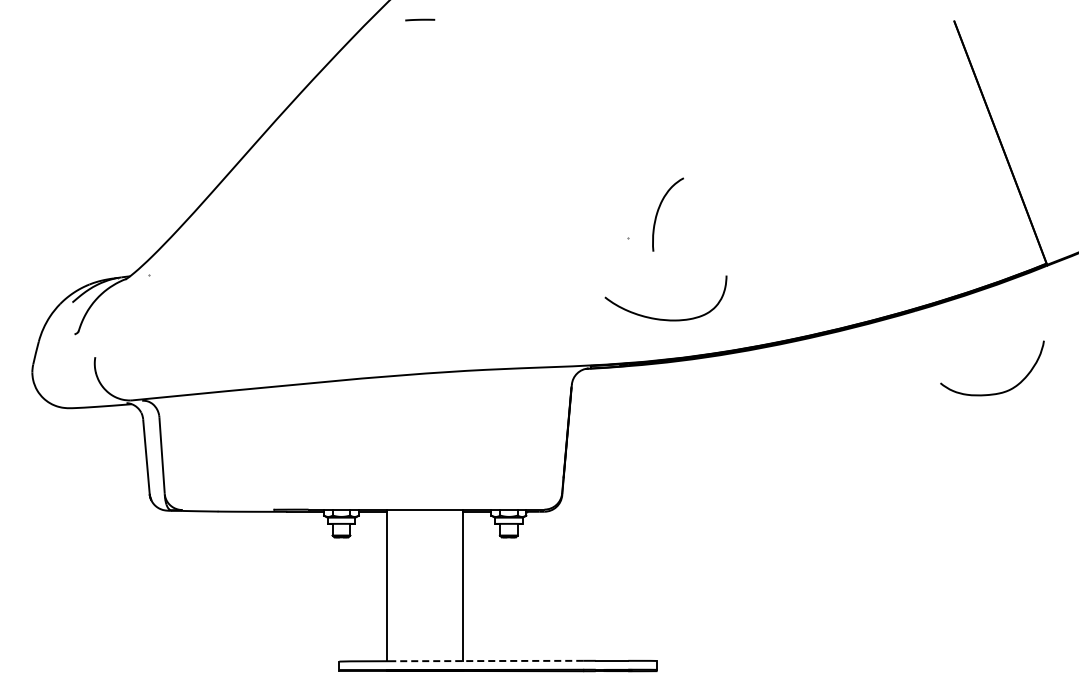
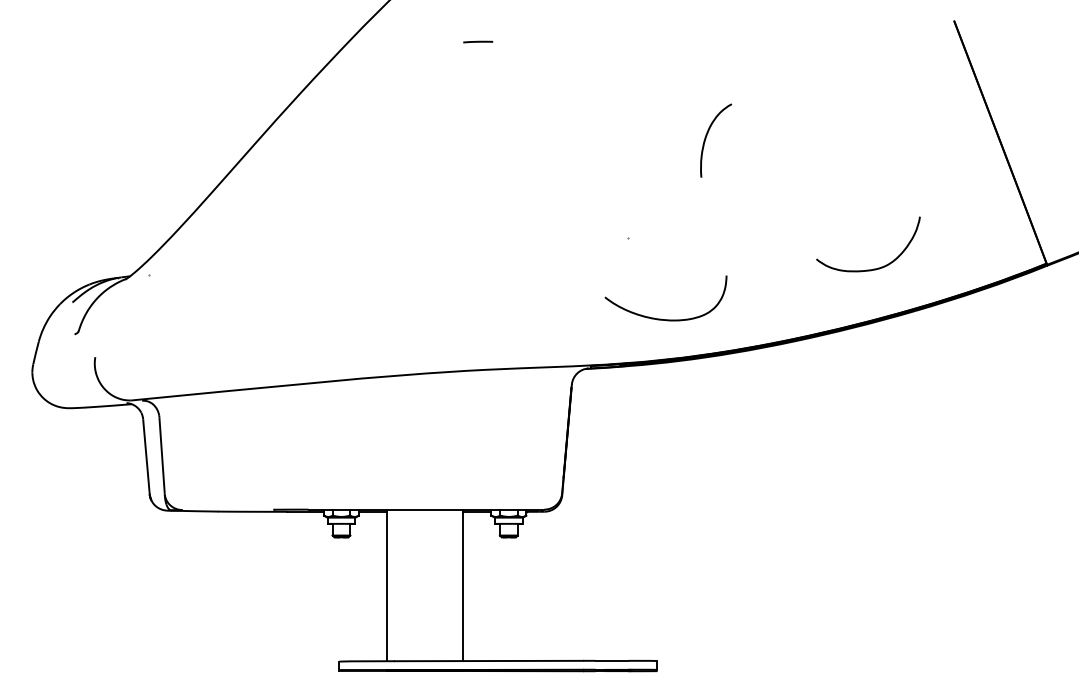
line position: (420, 19) -> (478, 41) (478, 41)
curve position: (658, 212) -> (706, 138) (706, 138)
curve position: (997, 392) -> (873, 268) (873, 268)
line: dashed -> solid (488, 661)
